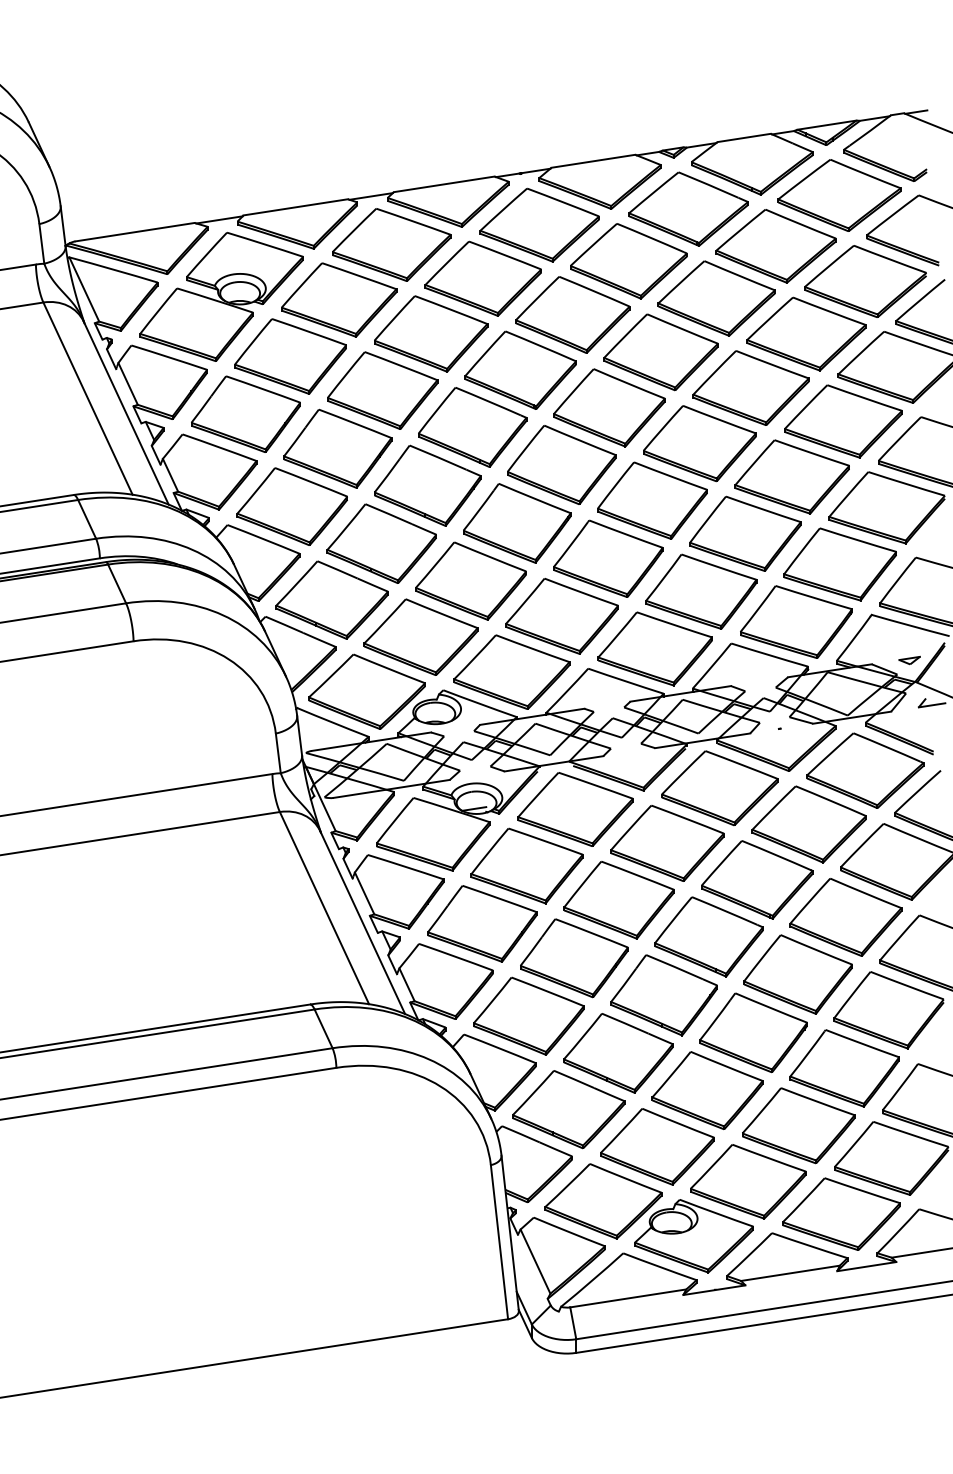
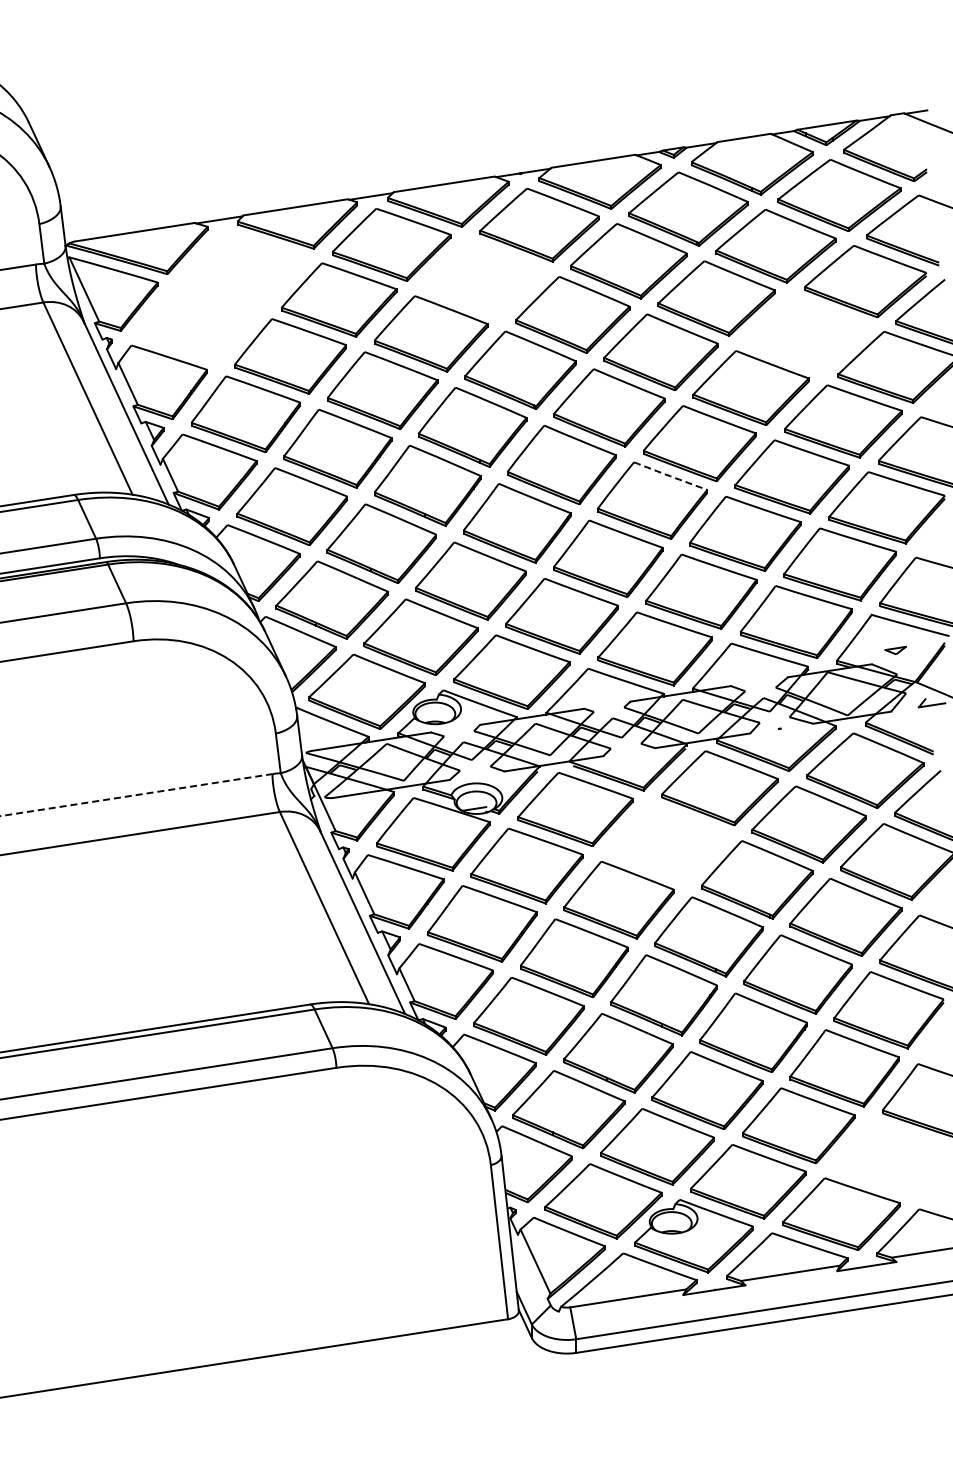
part: present -> none (482, 278)
part: present -> none (221, 296)
part: present -> none (806, 333)
arc: solid -> dashed (670, 476)
part position: (909, 660) -> (895, 650) (895, 650)
line: solid -> dashed (137, 794)
part: present -> none (667, 843)
part: present -> none (891, 1158)
